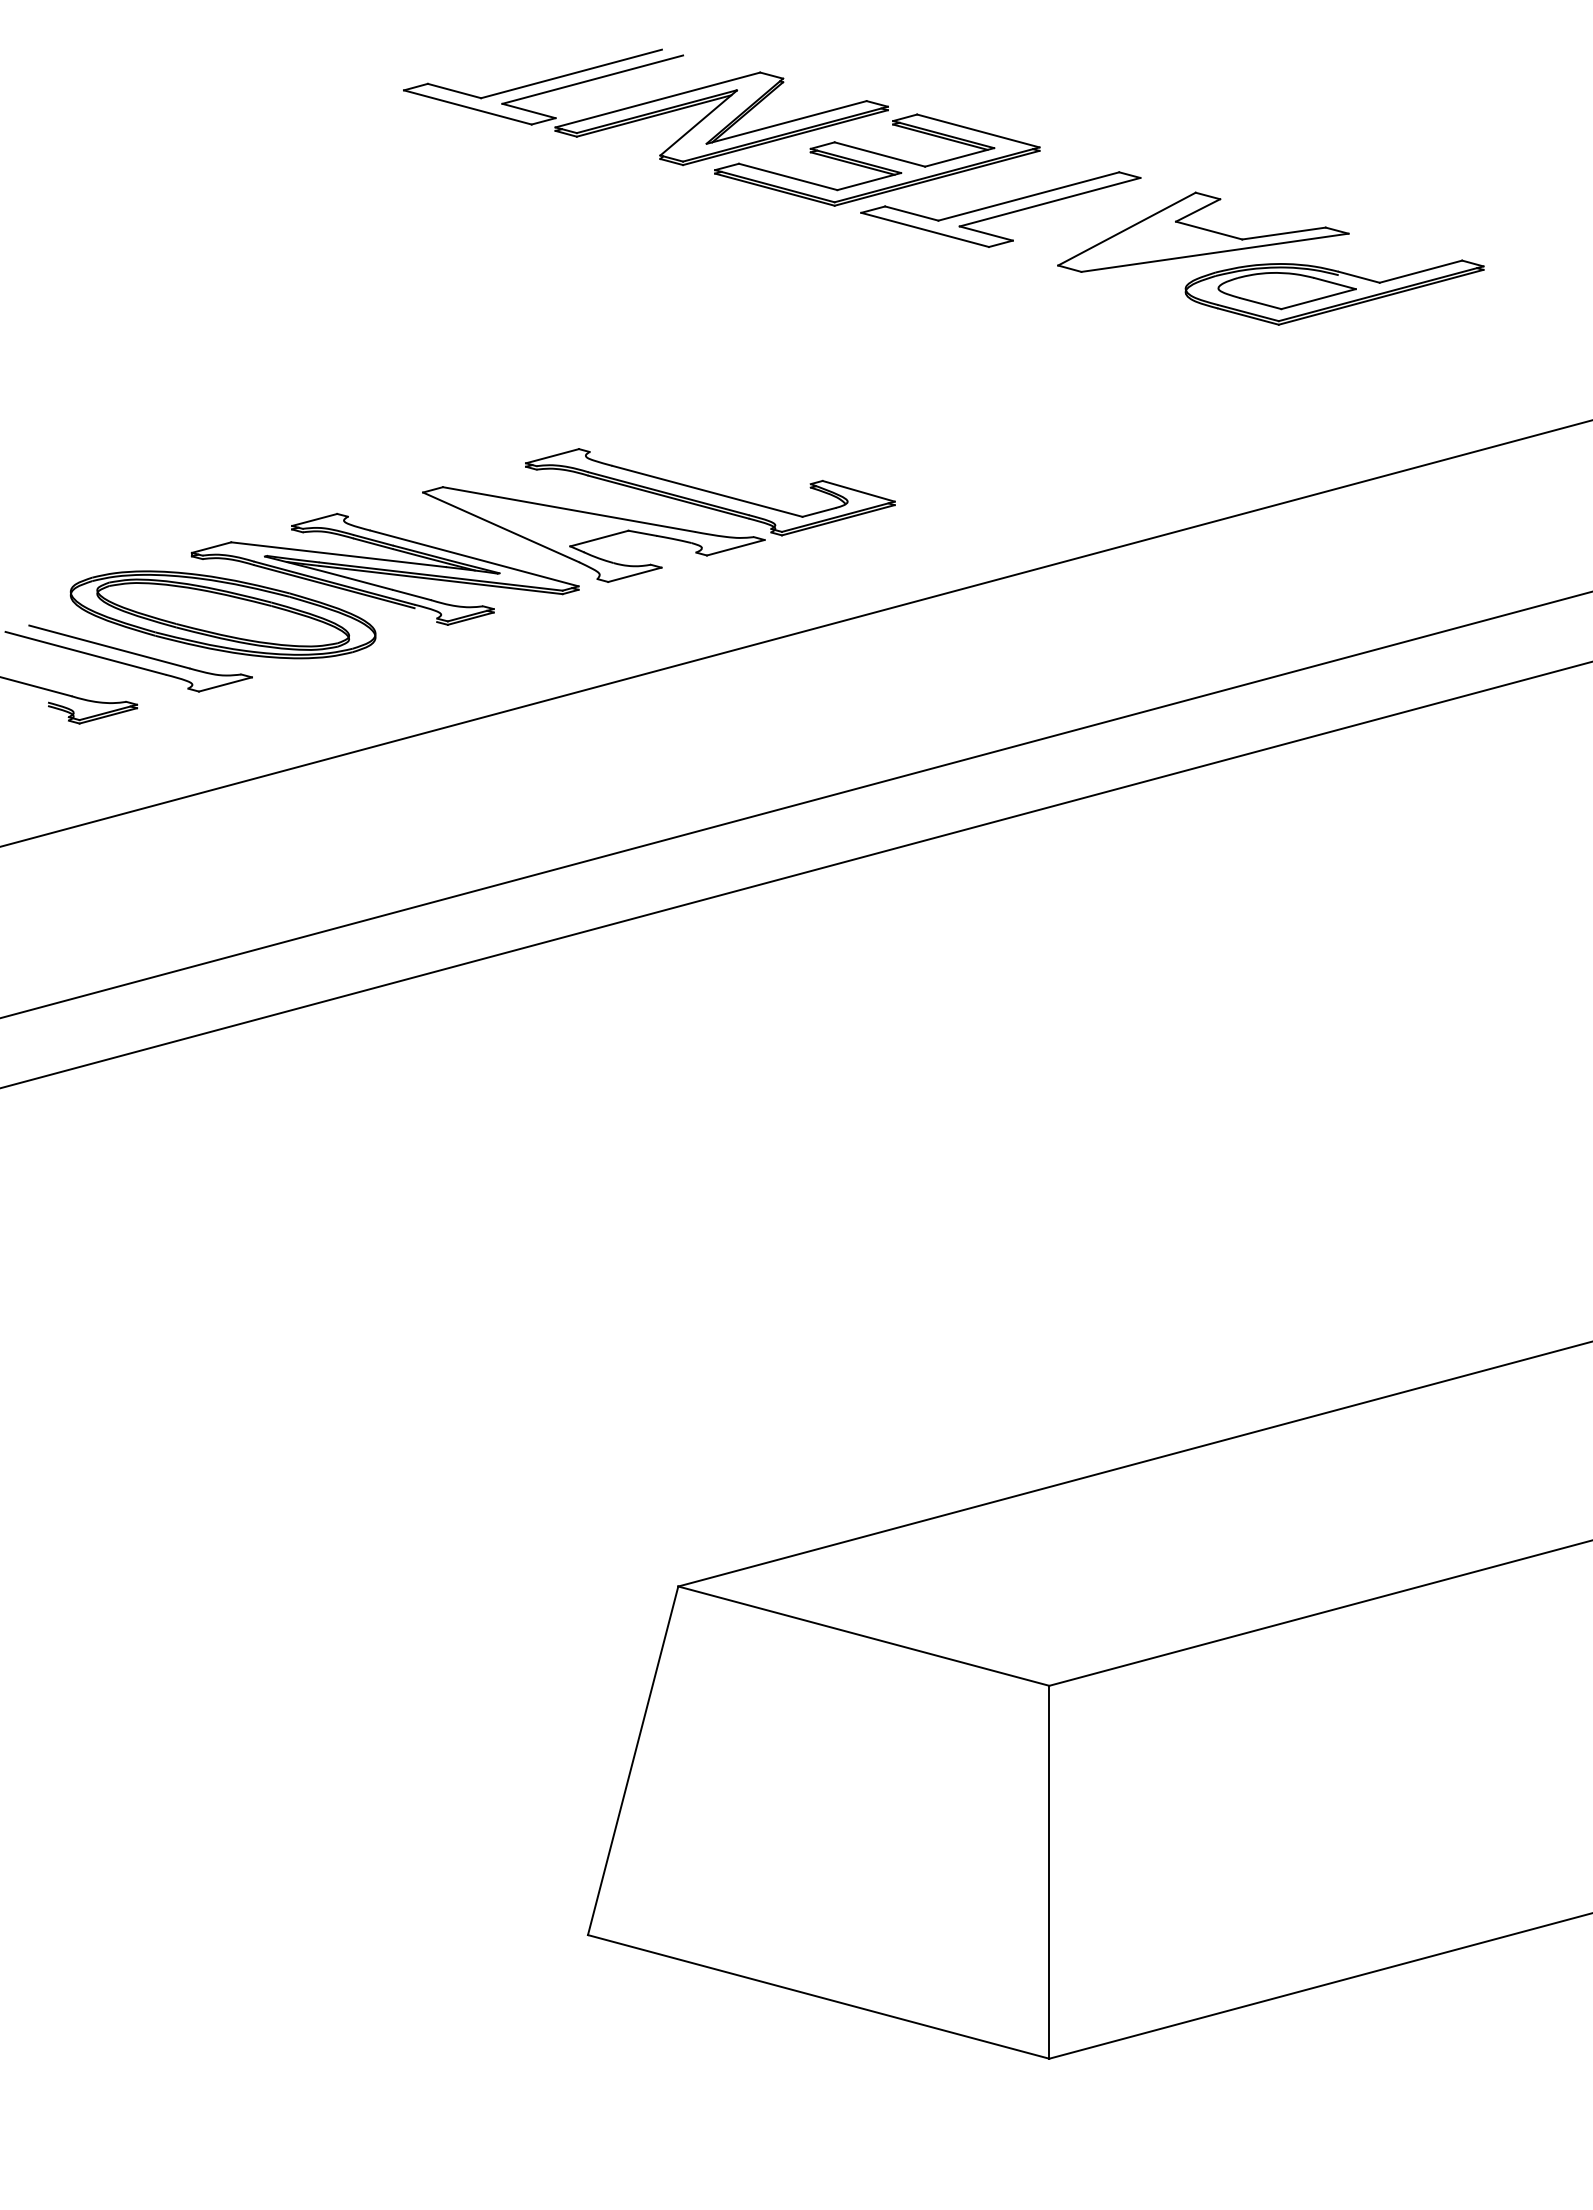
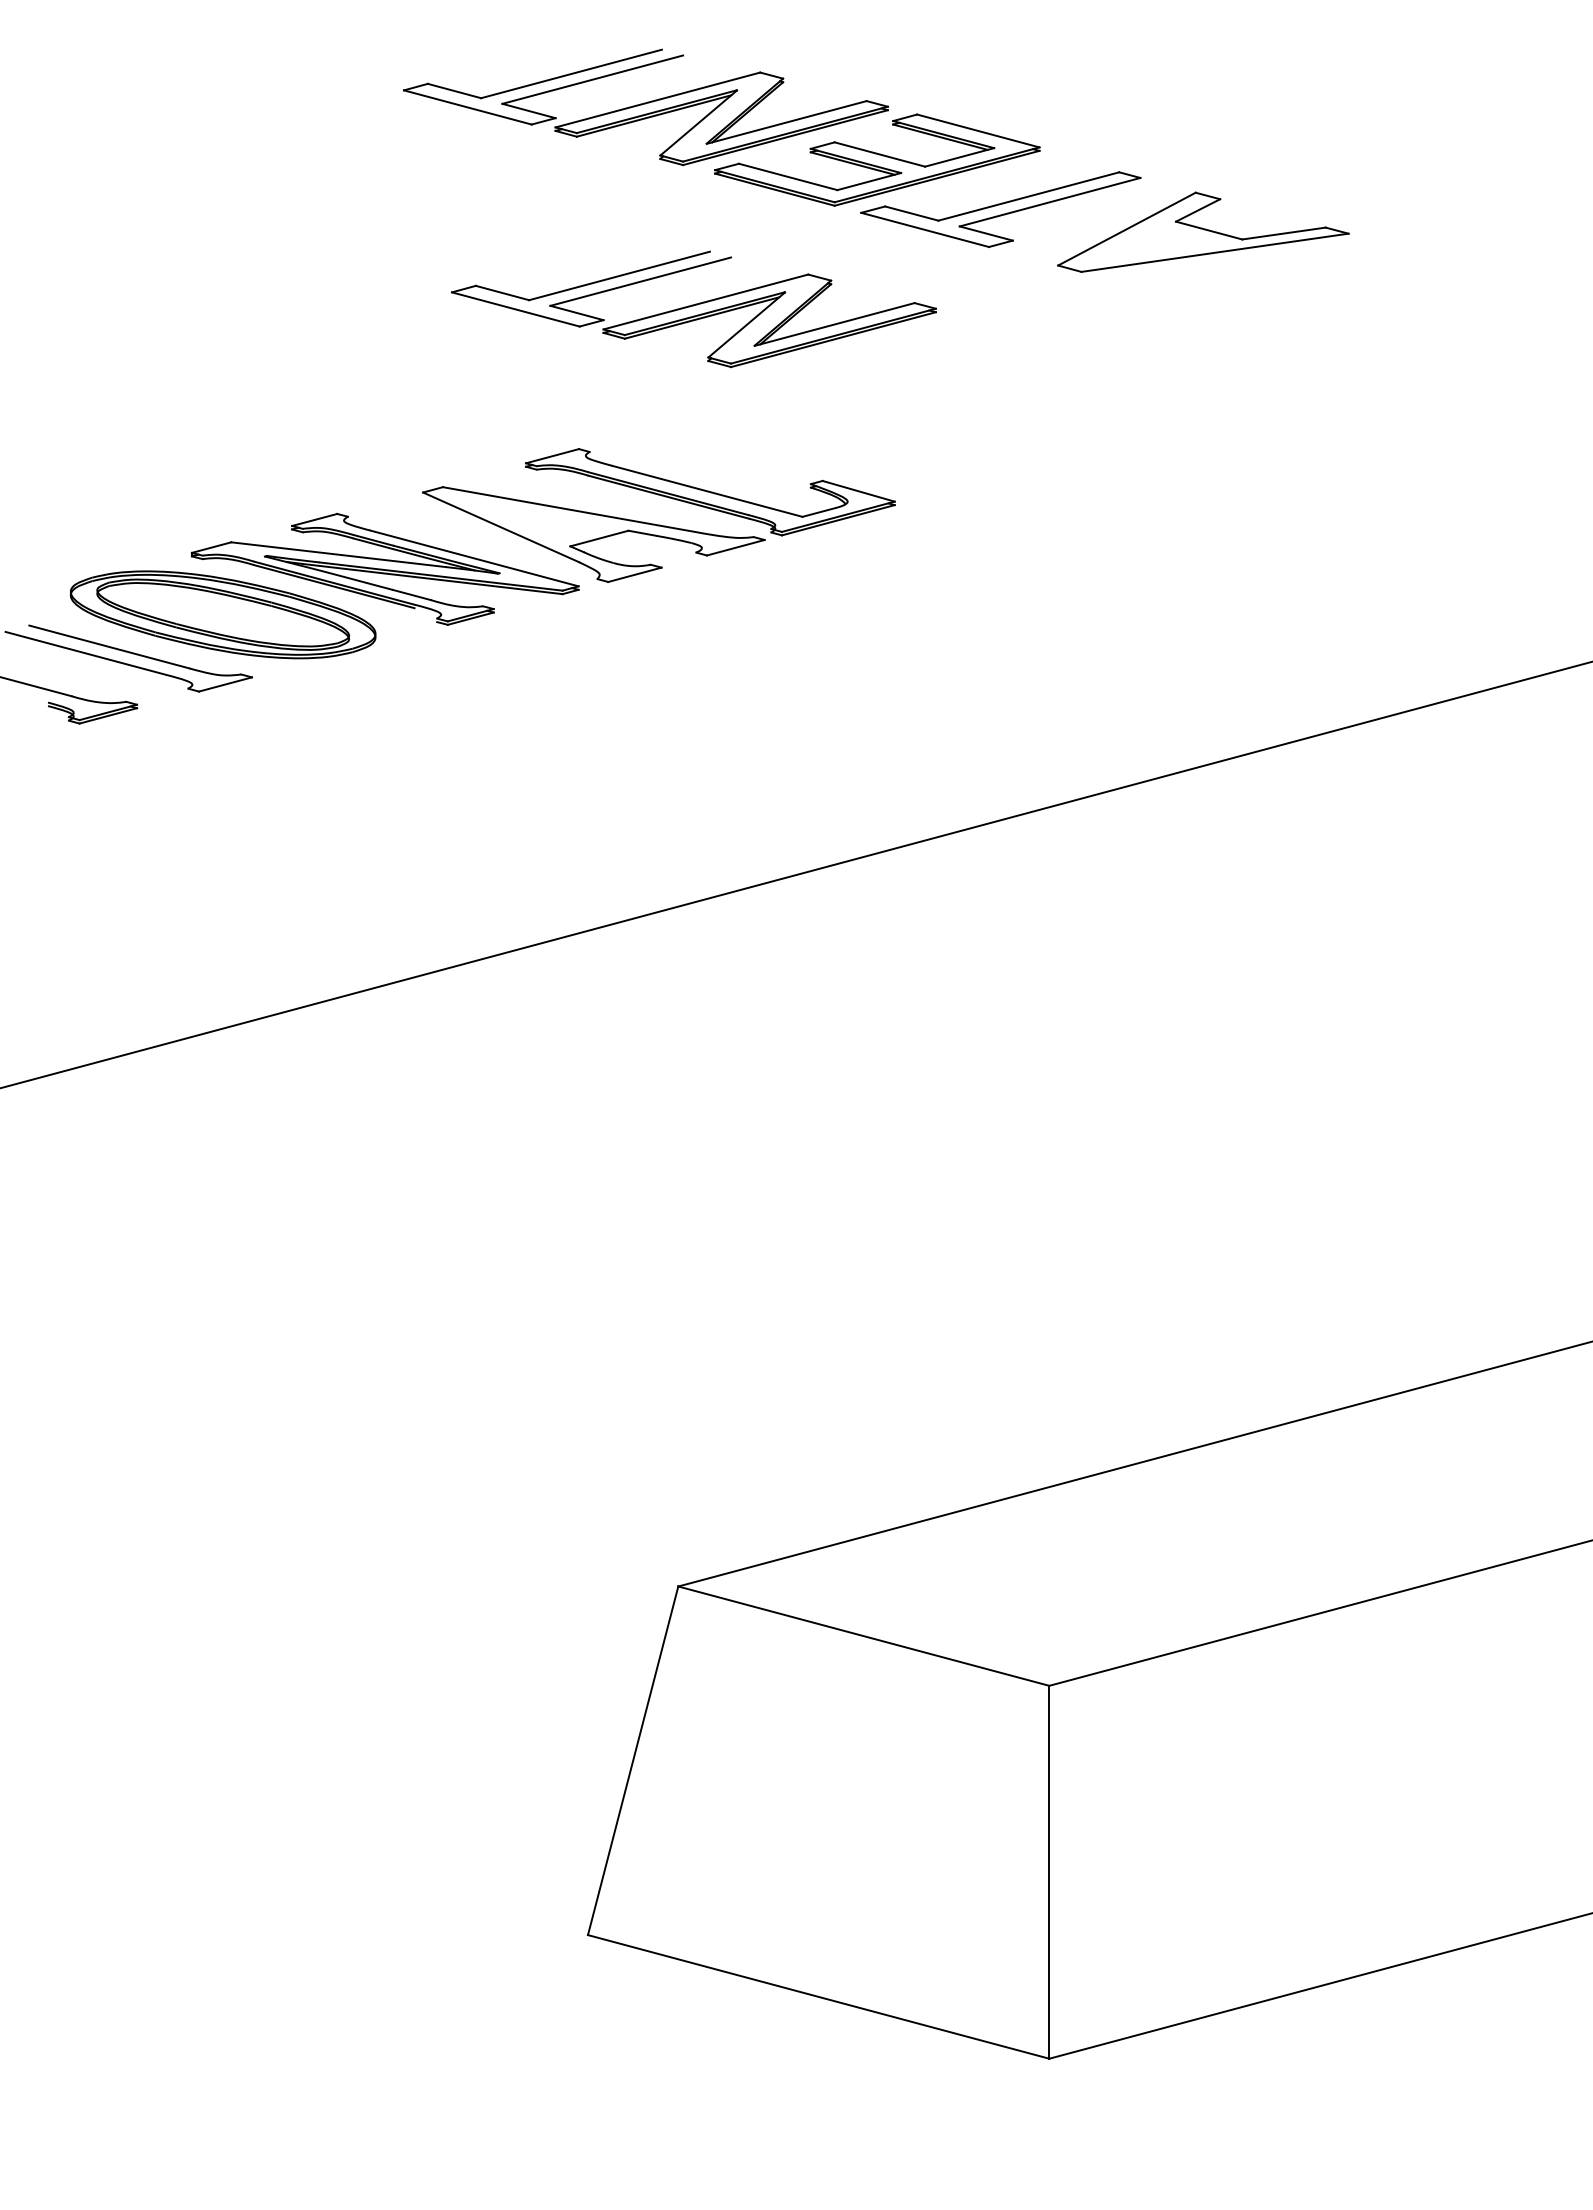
part: present -> none (1334, 292)
part: none -> present (693, 309)
line: present -> none (795, 633)
line: present -> none (795, 804)
